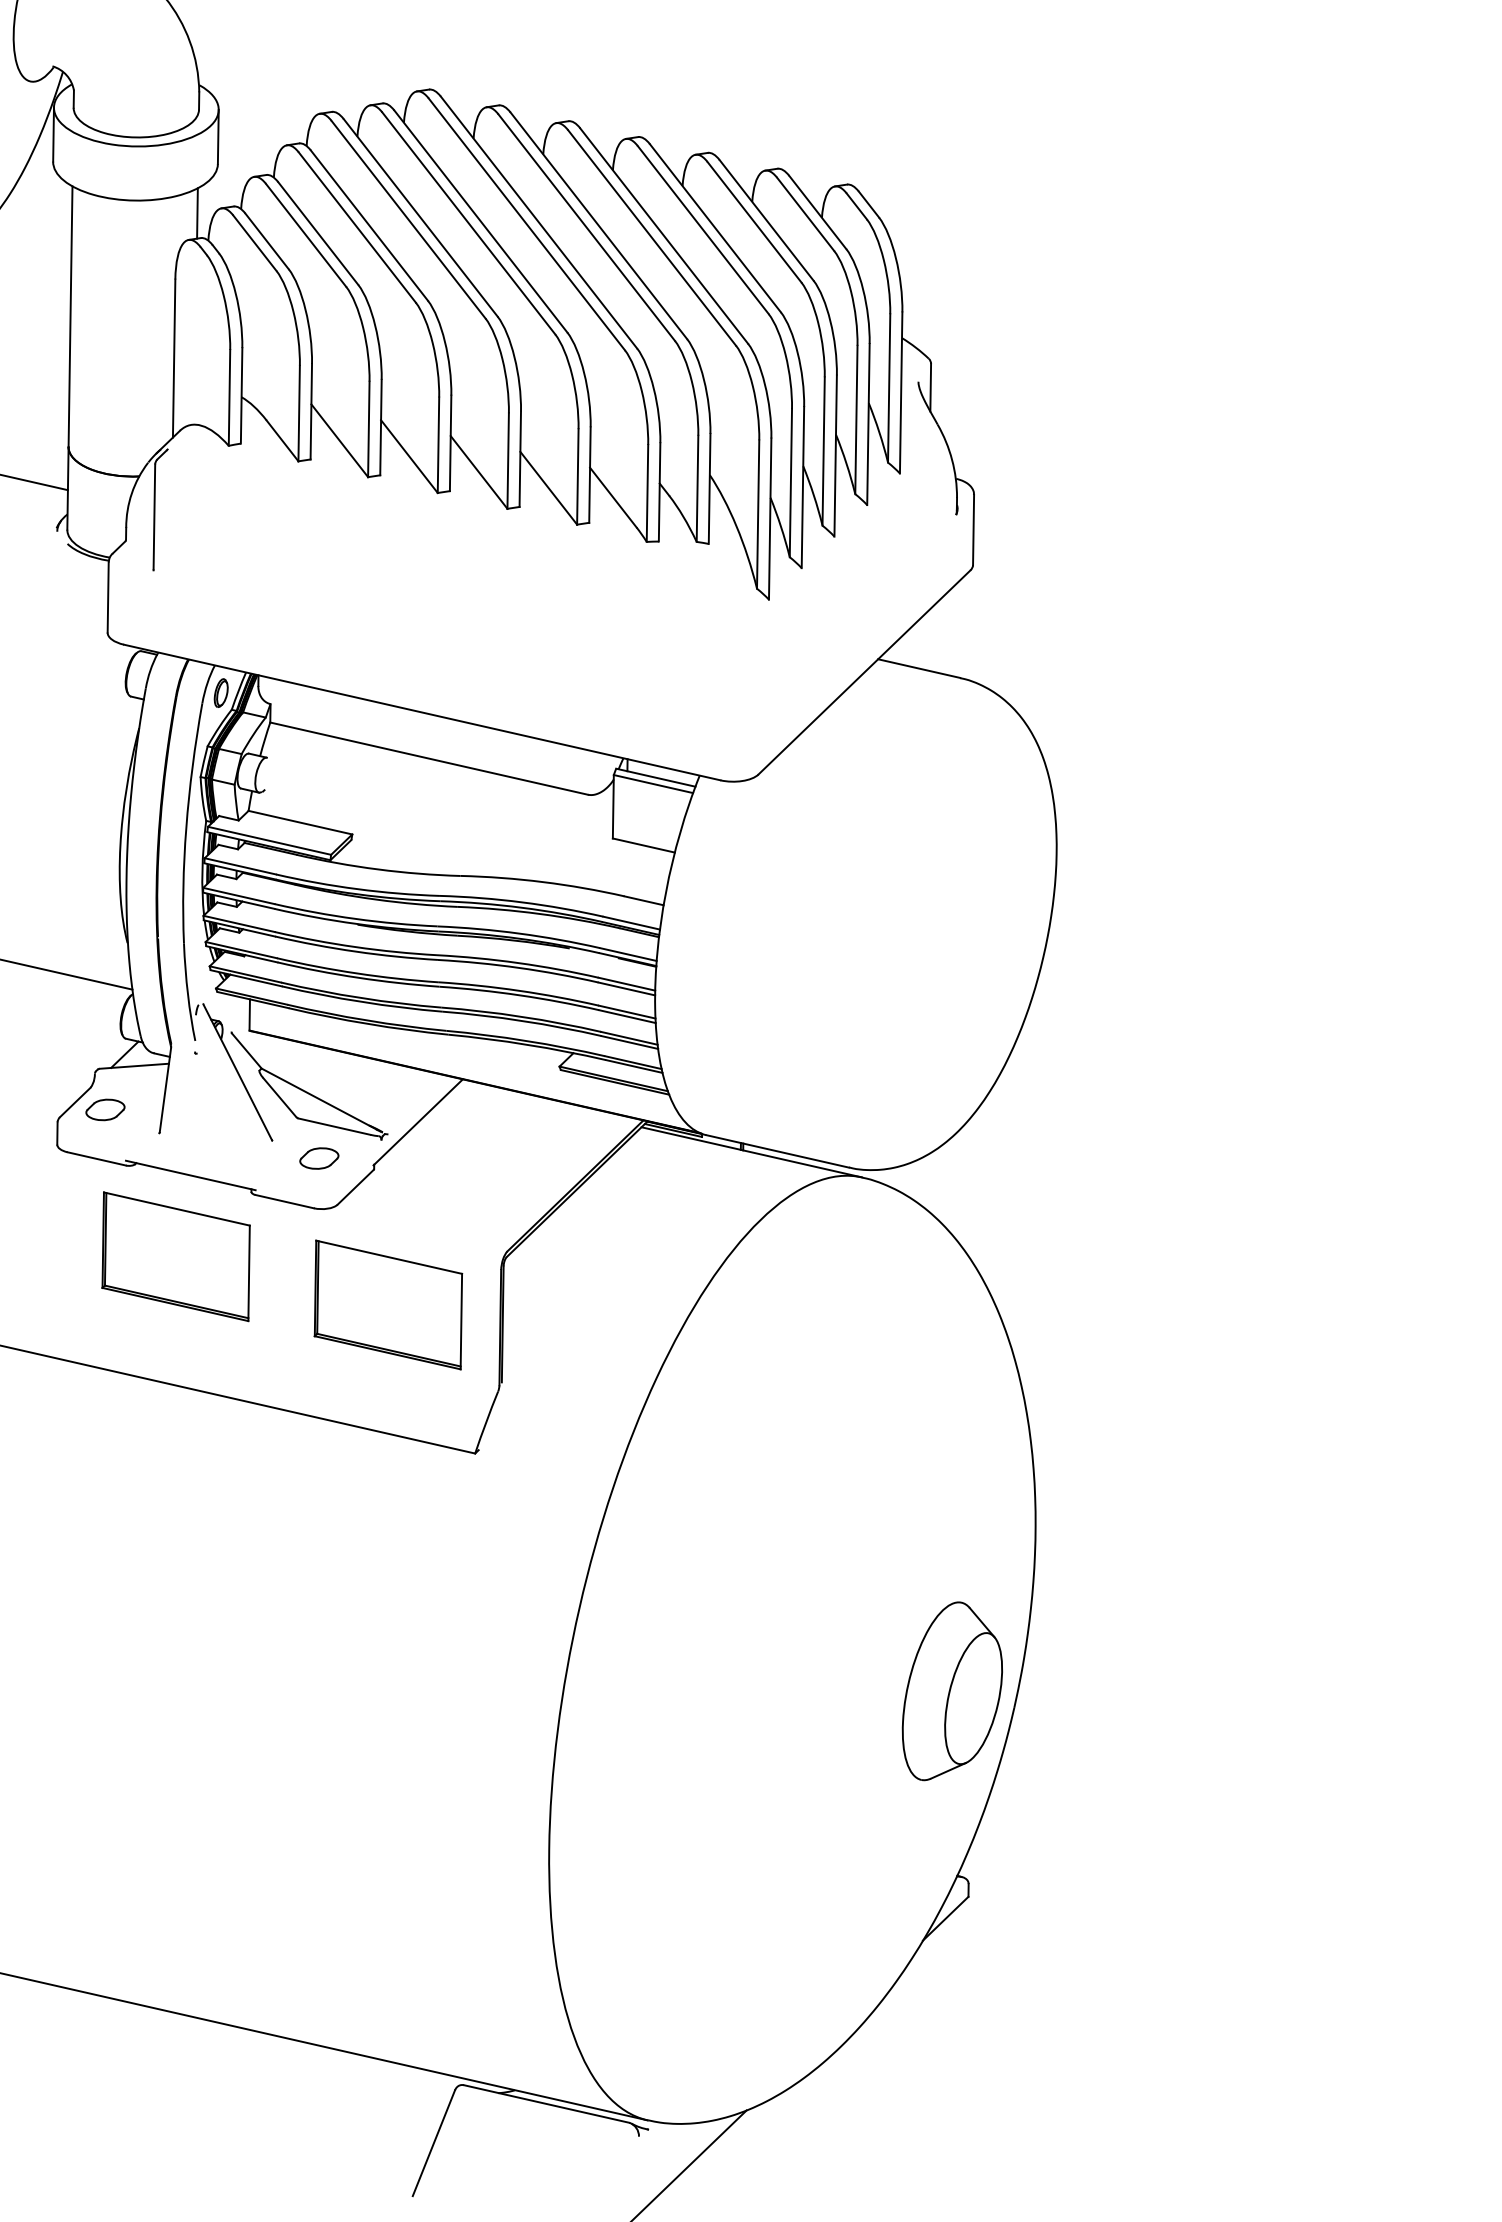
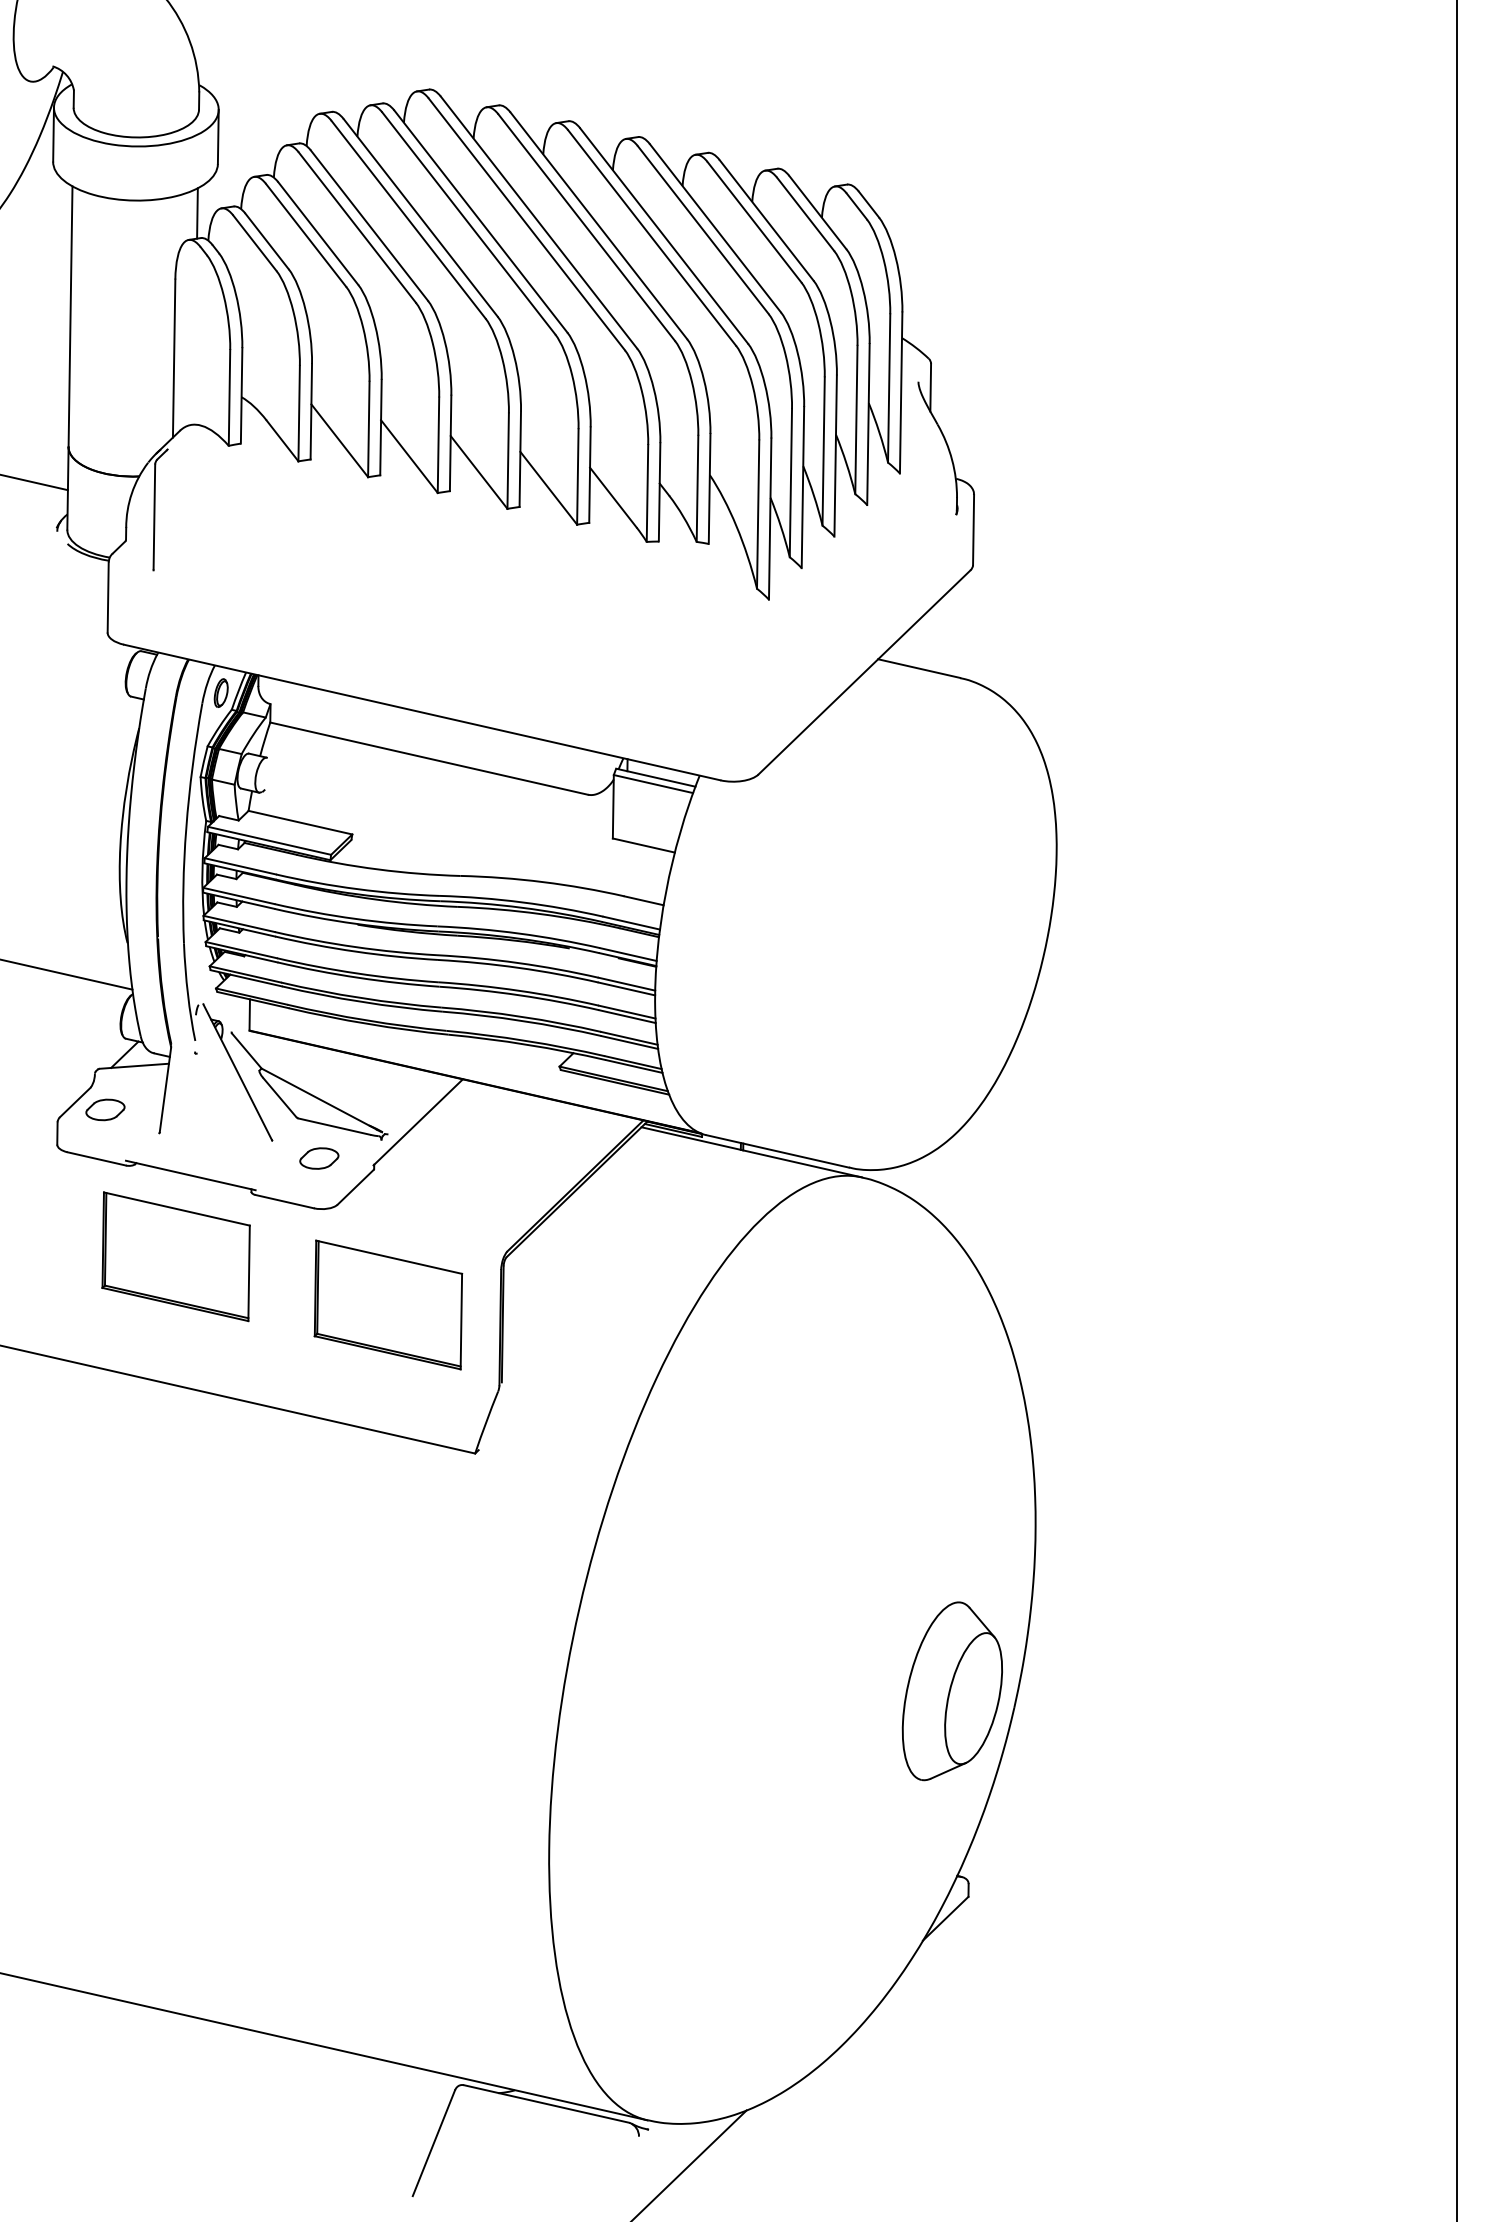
line: none -> present (1456, 1110)
